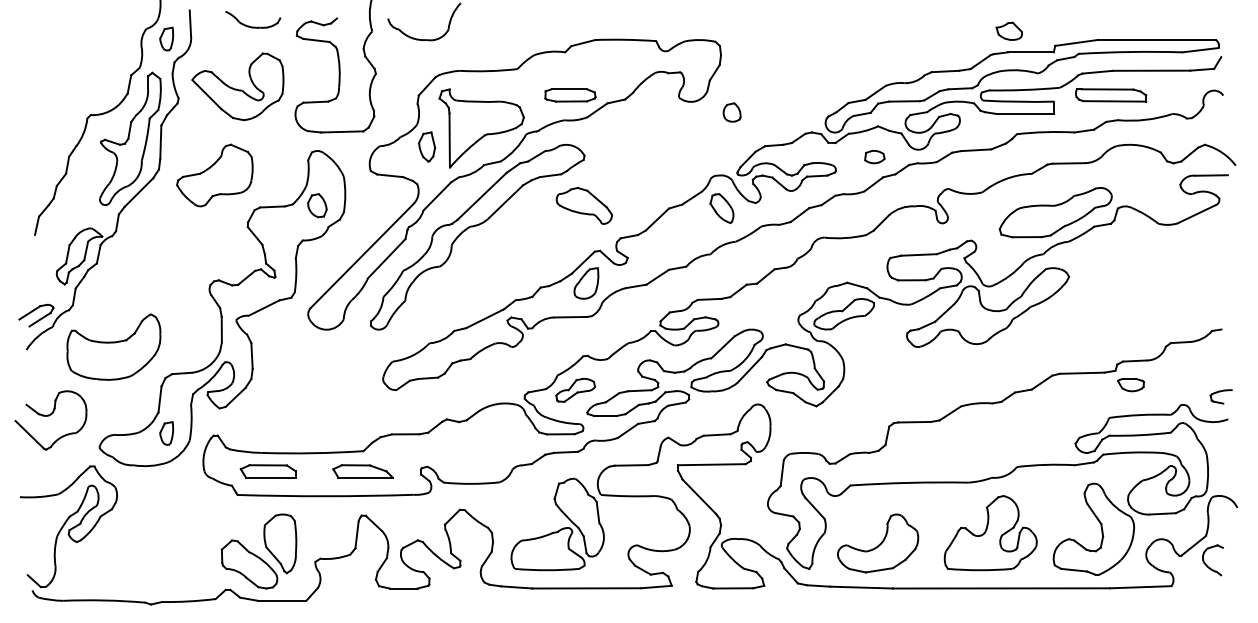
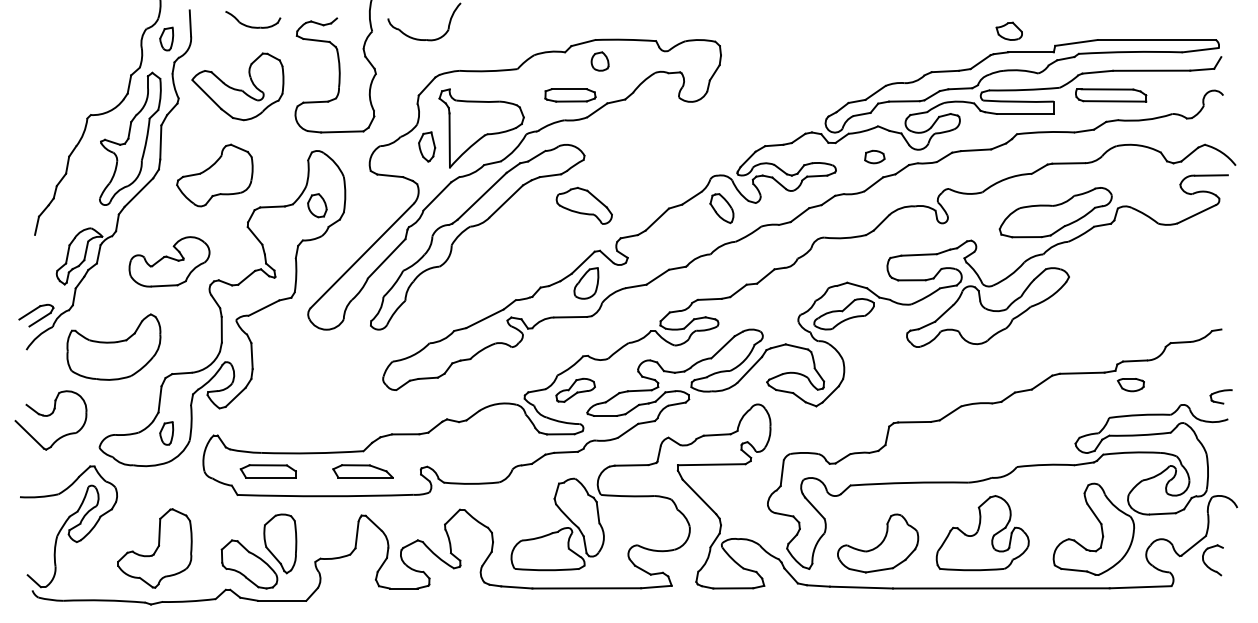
part position: (731, 112) -> (599, 61) (599, 61)
part: none -> present (169, 261)
part position: (990, 533) -> (982, 533) (982, 533)
part: none -> present (154, 548)
